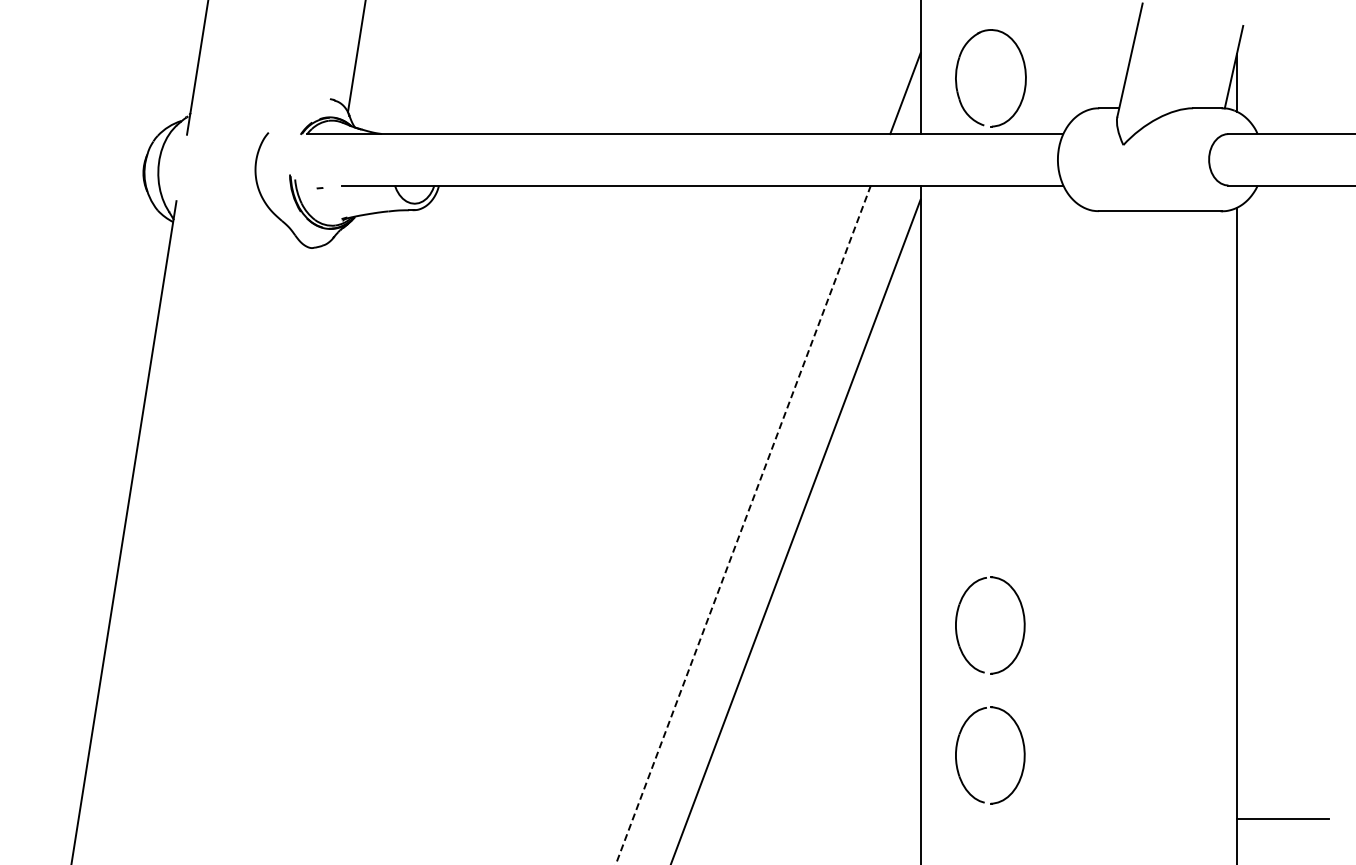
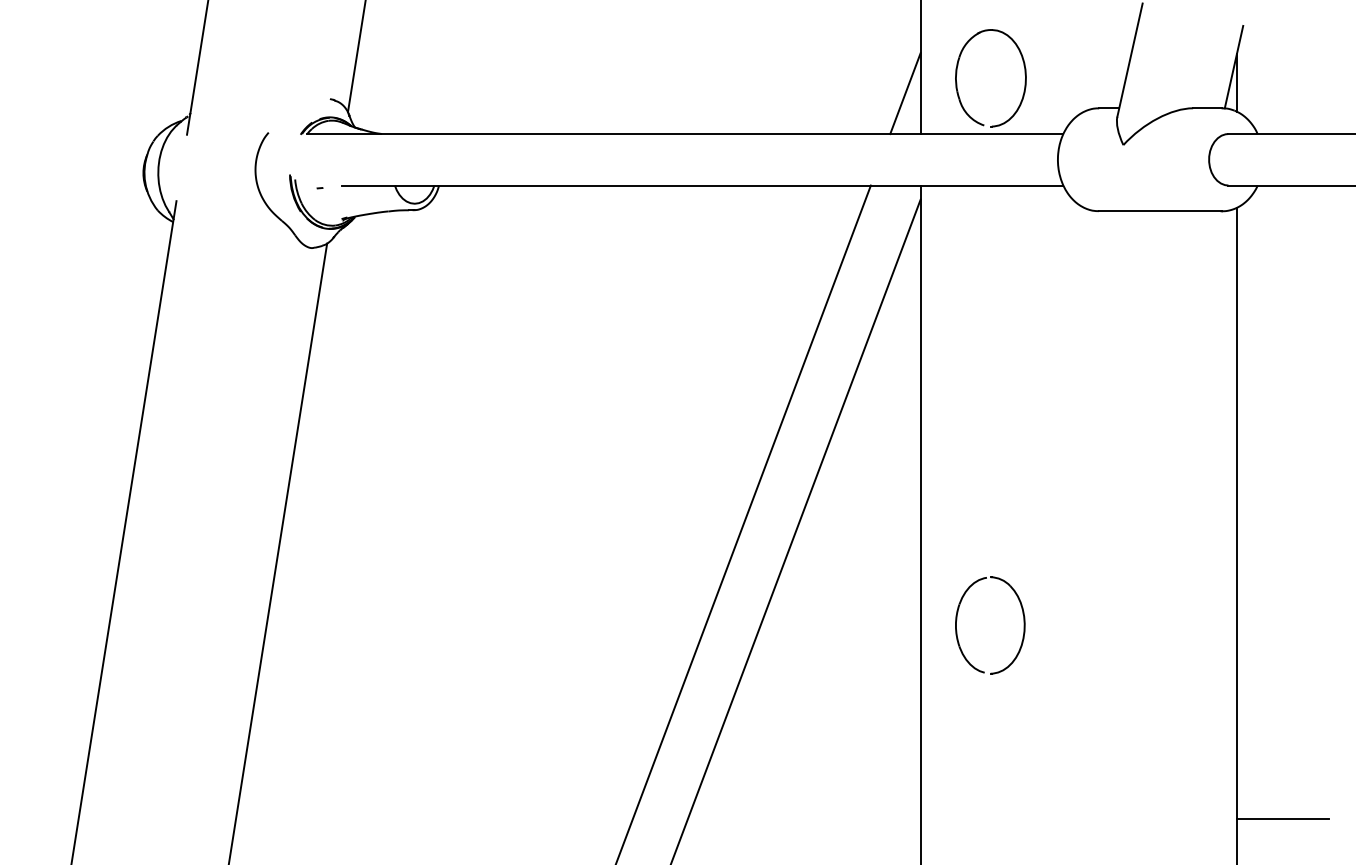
line: dashed -> solid (743, 525)
line: none -> present (278, 552)
part: present -> none (1023, 755)
